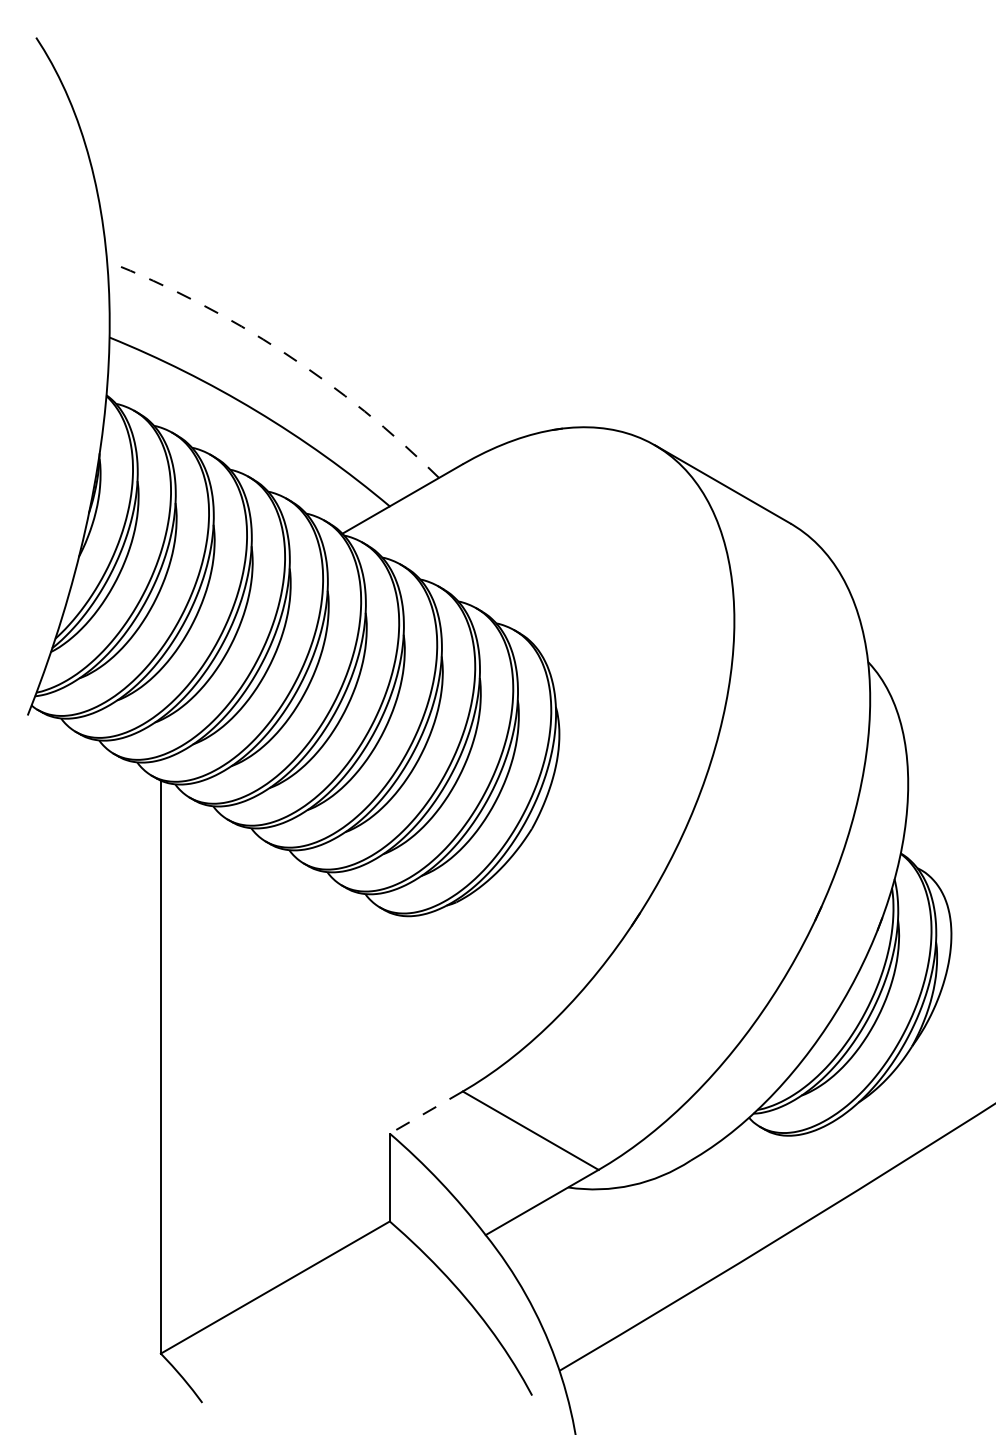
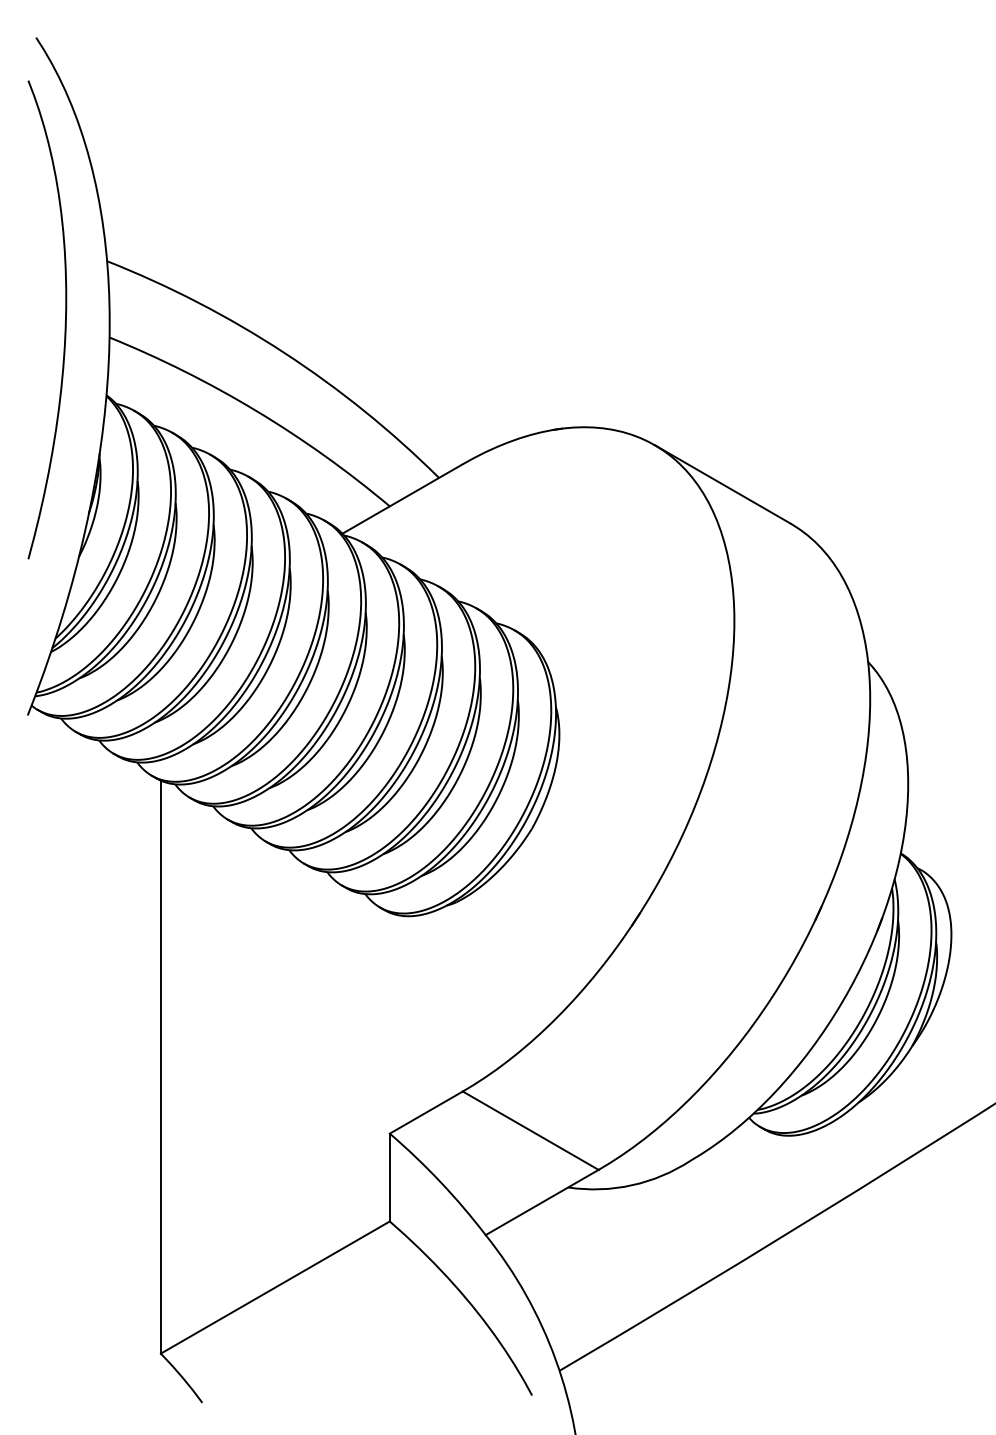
curve: none -> present (64, 324)
arc: dashed -> solid (284, 352)
line: dashed -> solid (425, 1112)
